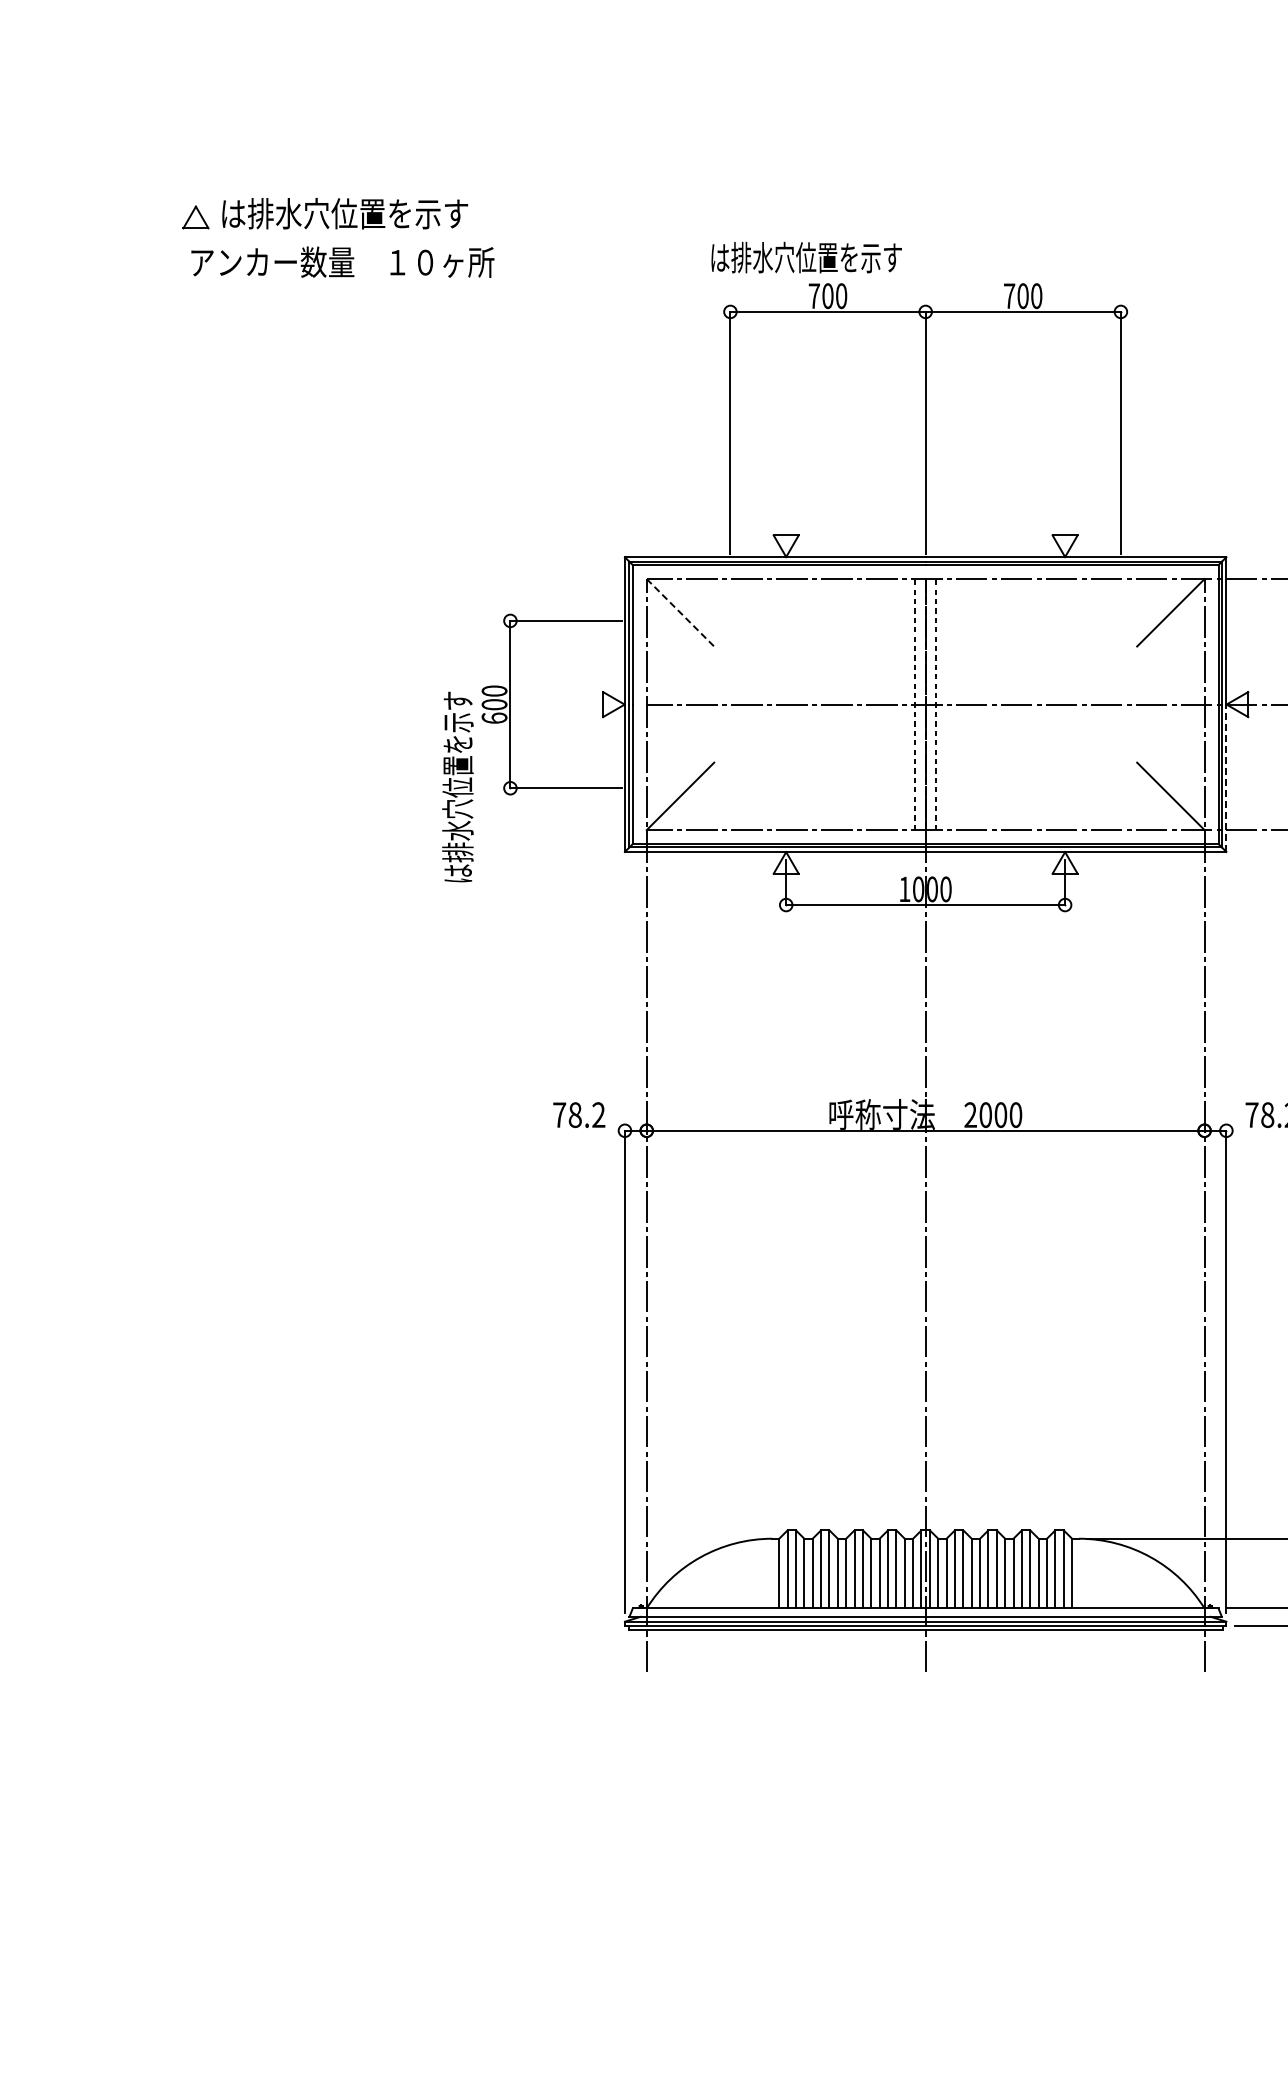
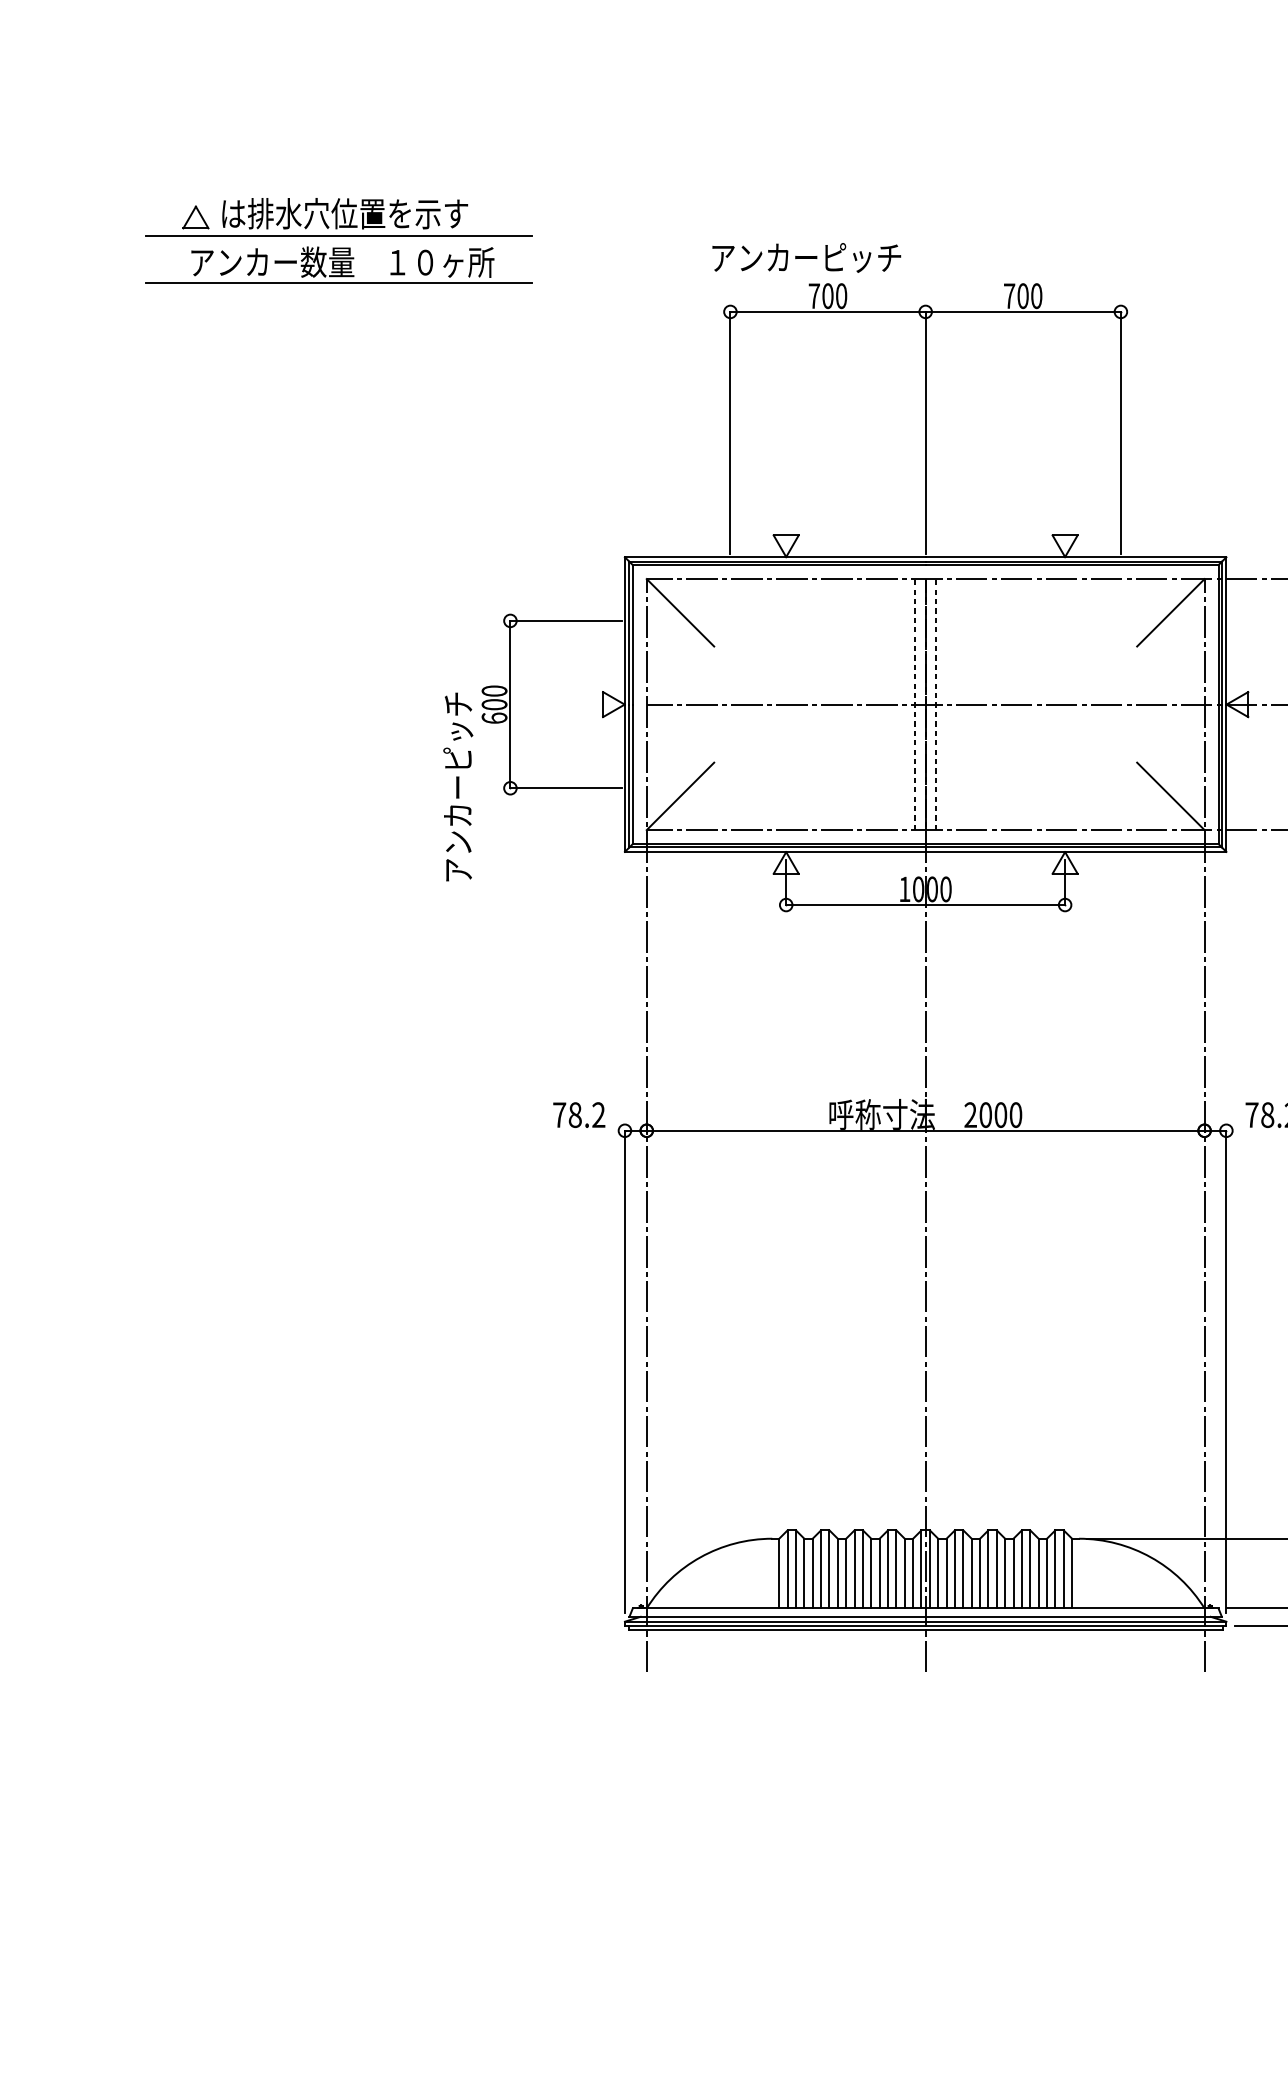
line: none -> present (338, 236)
text: は排水穴位置を示す -> アンカーピッチ (806, 257)
line: none -> present (338, 282)
line: dashed -> solid (680, 612)
line: dashed -> solid (1226, 778)
text: は排水穴位置を示す -> アンカーピッチ (457, 786)
